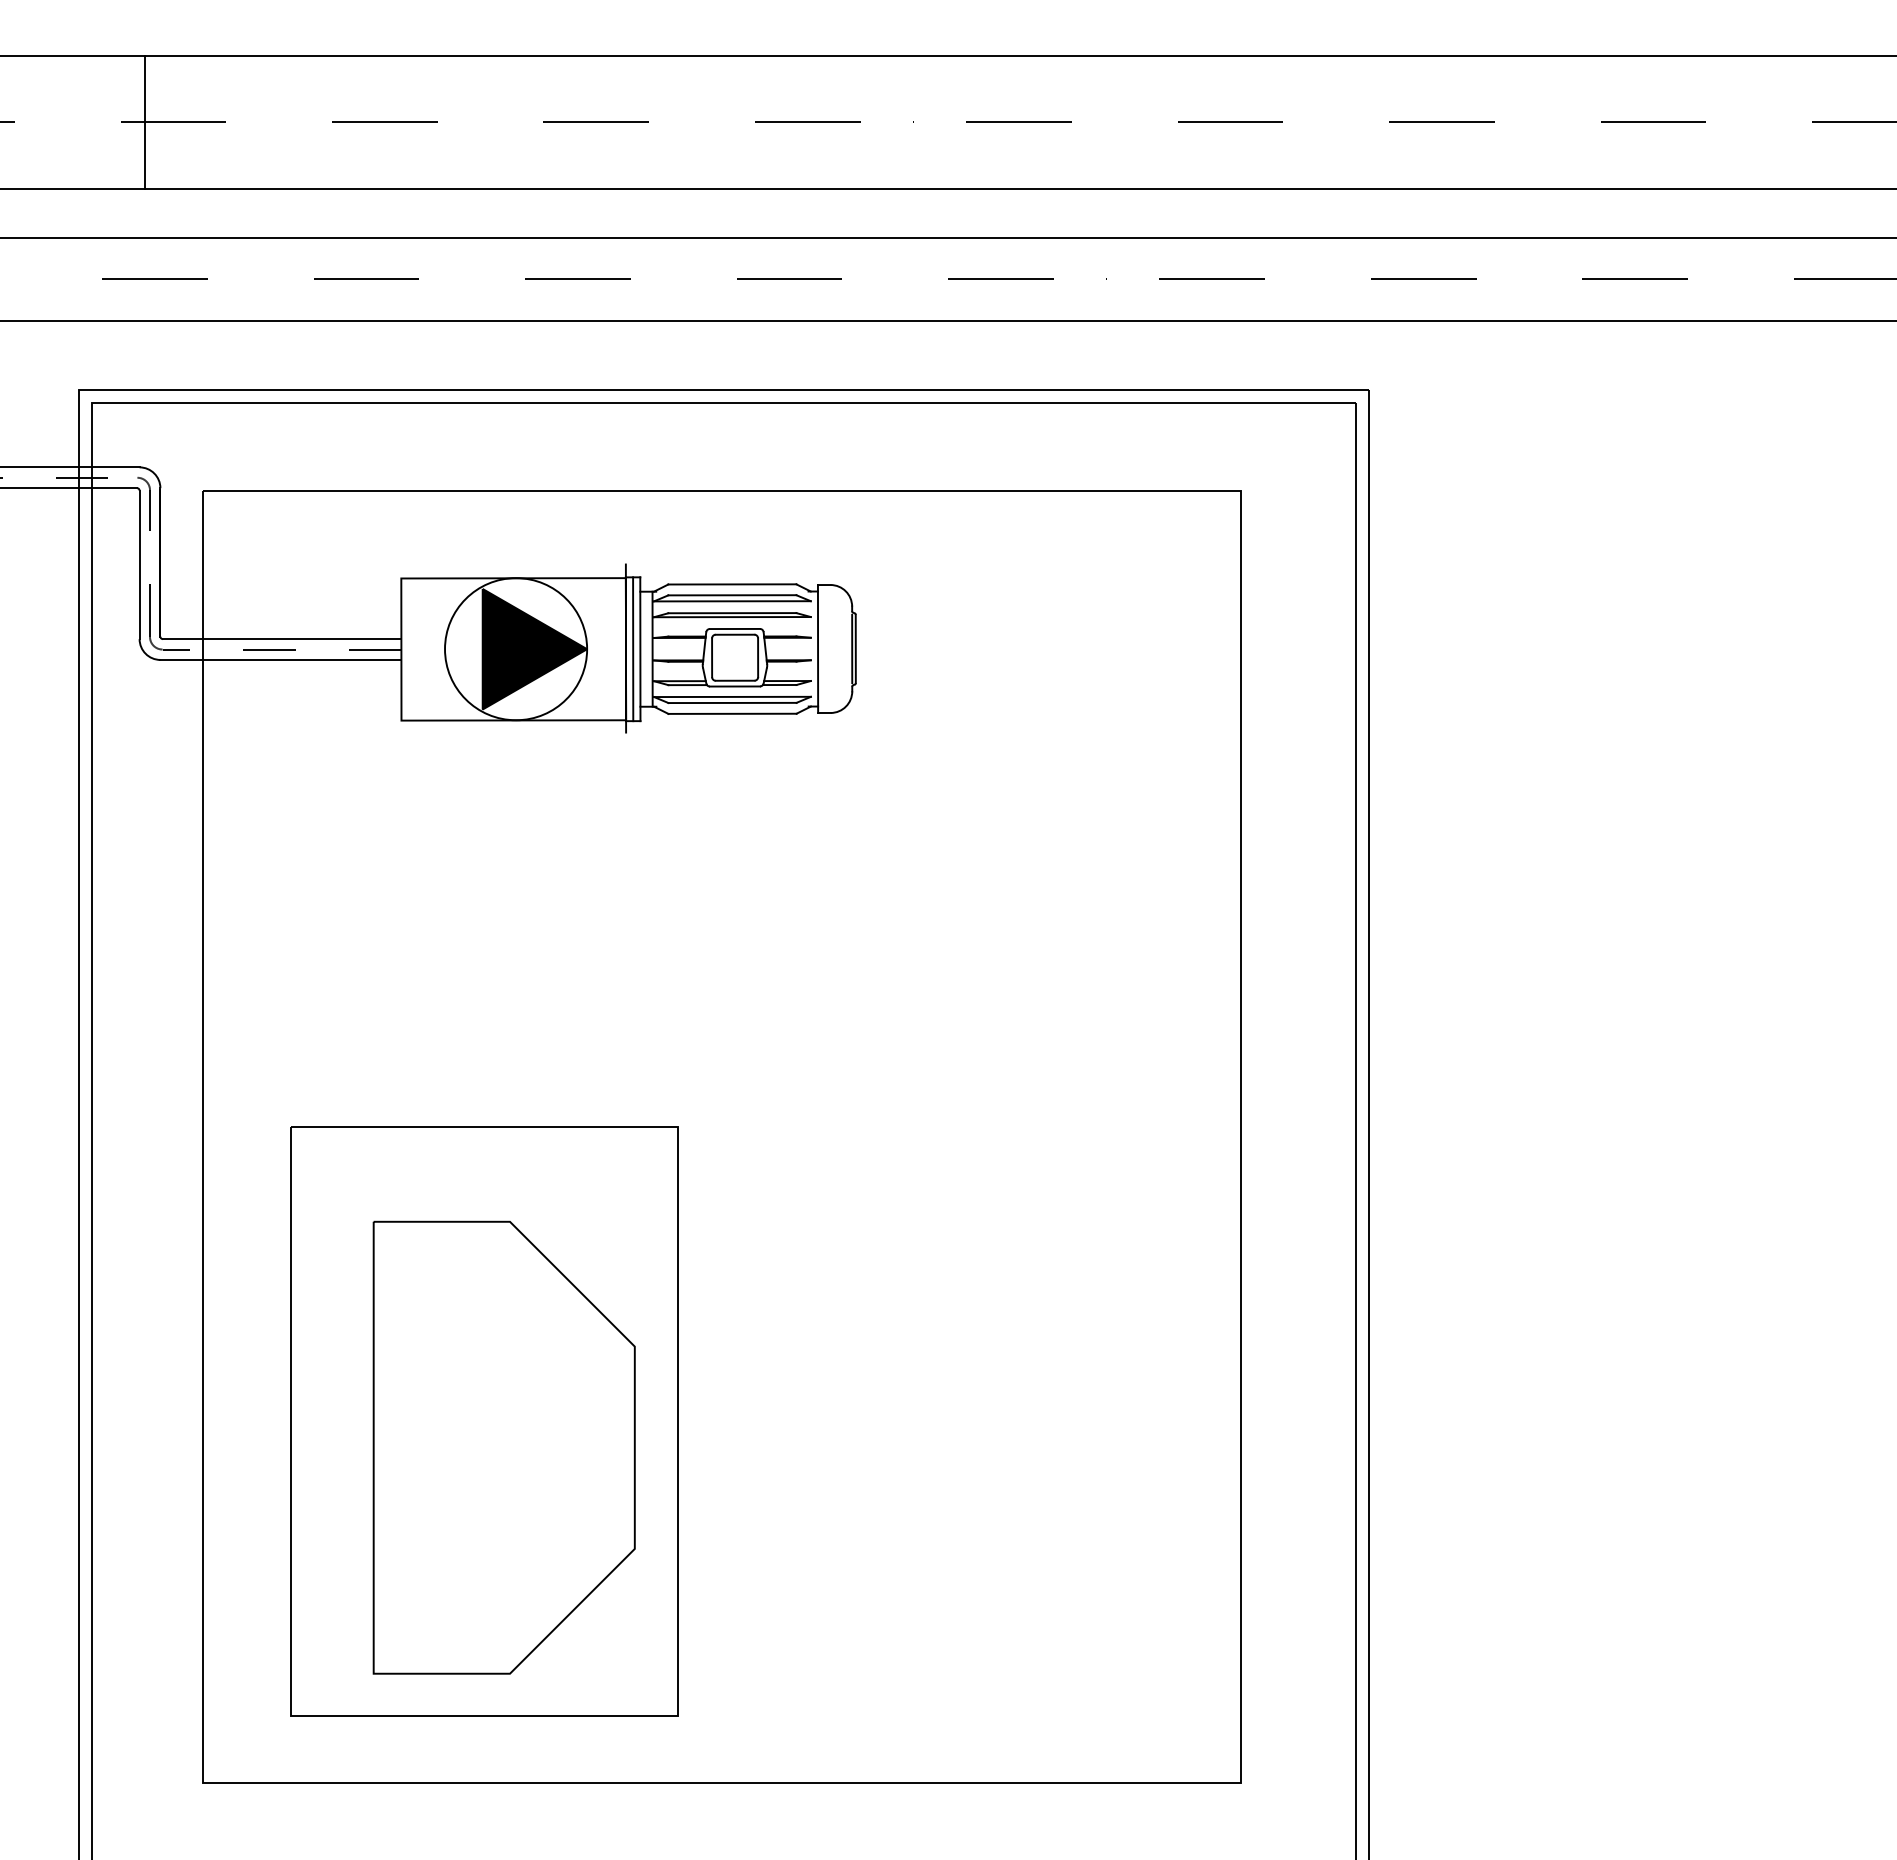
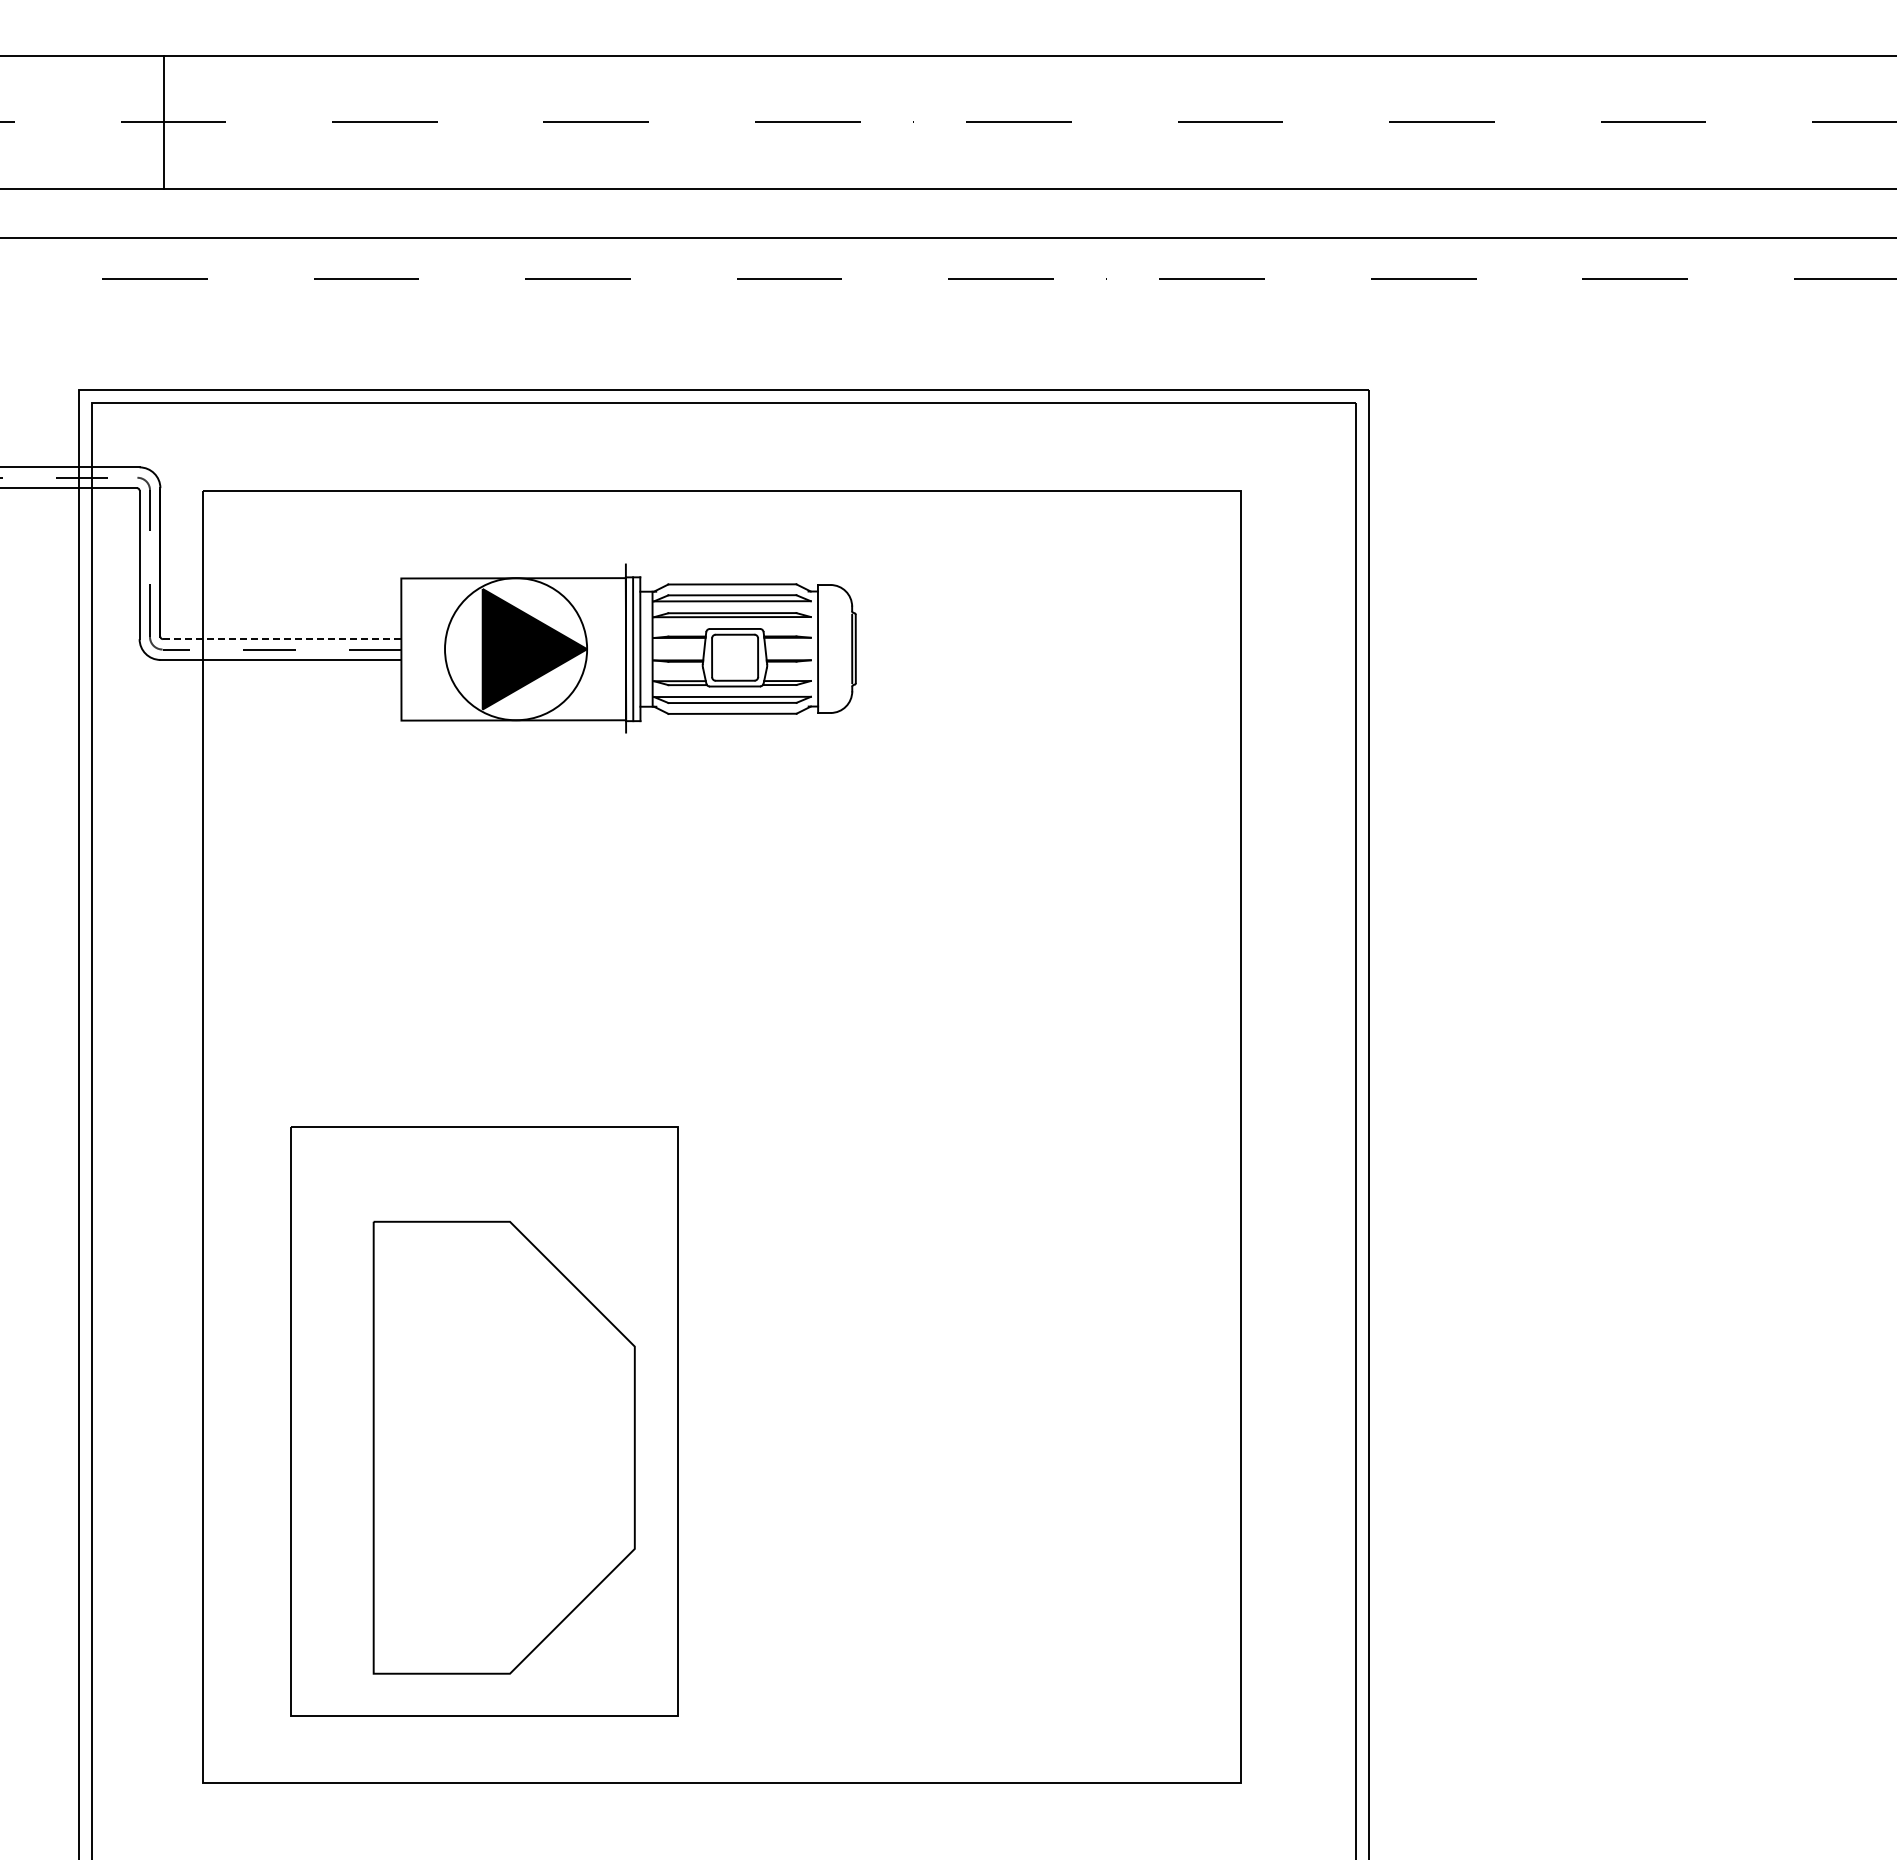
line position: (144, 122) -> (163, 122) (163, 122)
line: present -> none (947, 320)
line: solid -> dashed (281, 639)
